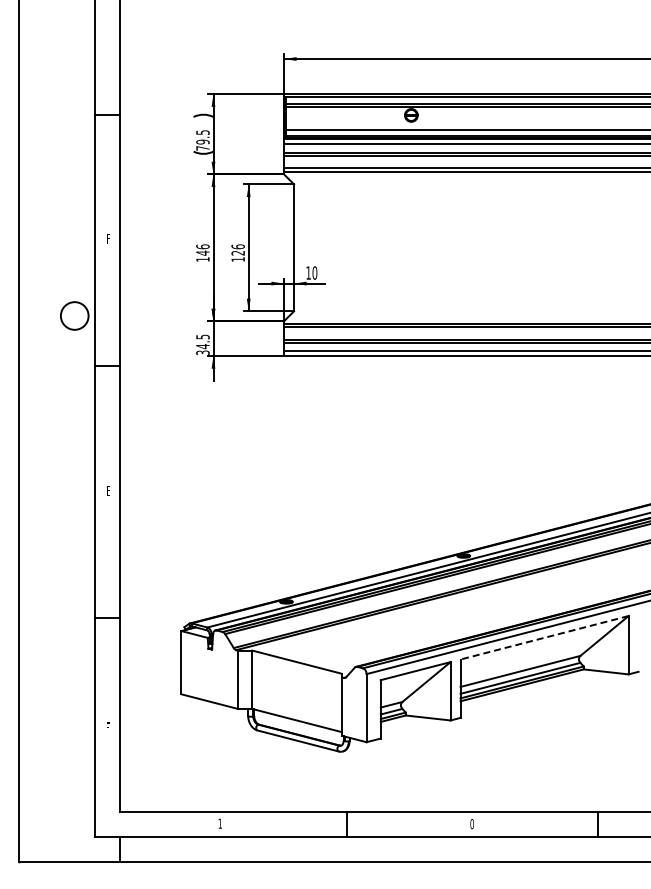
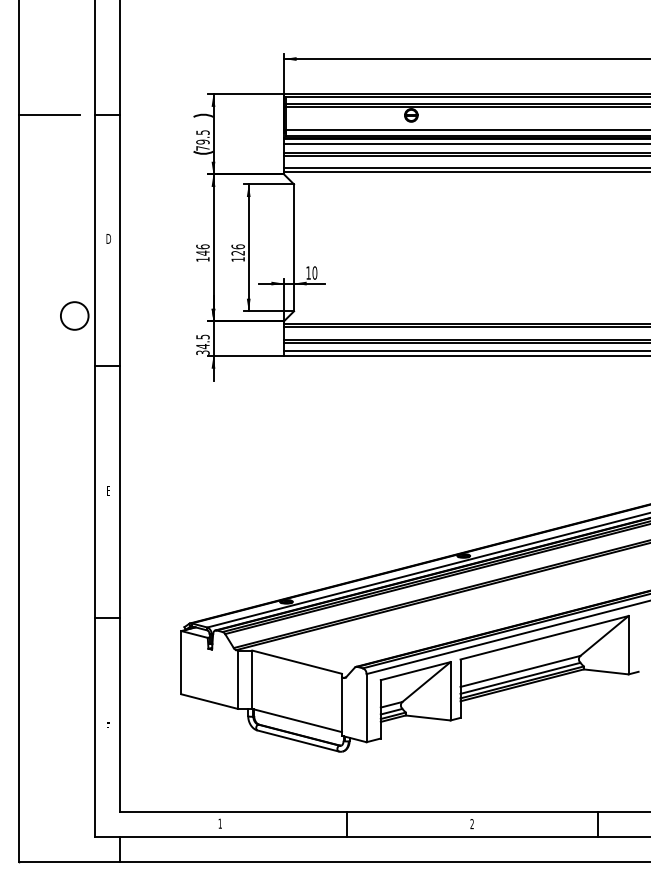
line: none -> present (49, 114)
text: F -> D (108, 238)
line: dashed -> solid (544, 637)
text: 0 -> 2 (471, 824)
